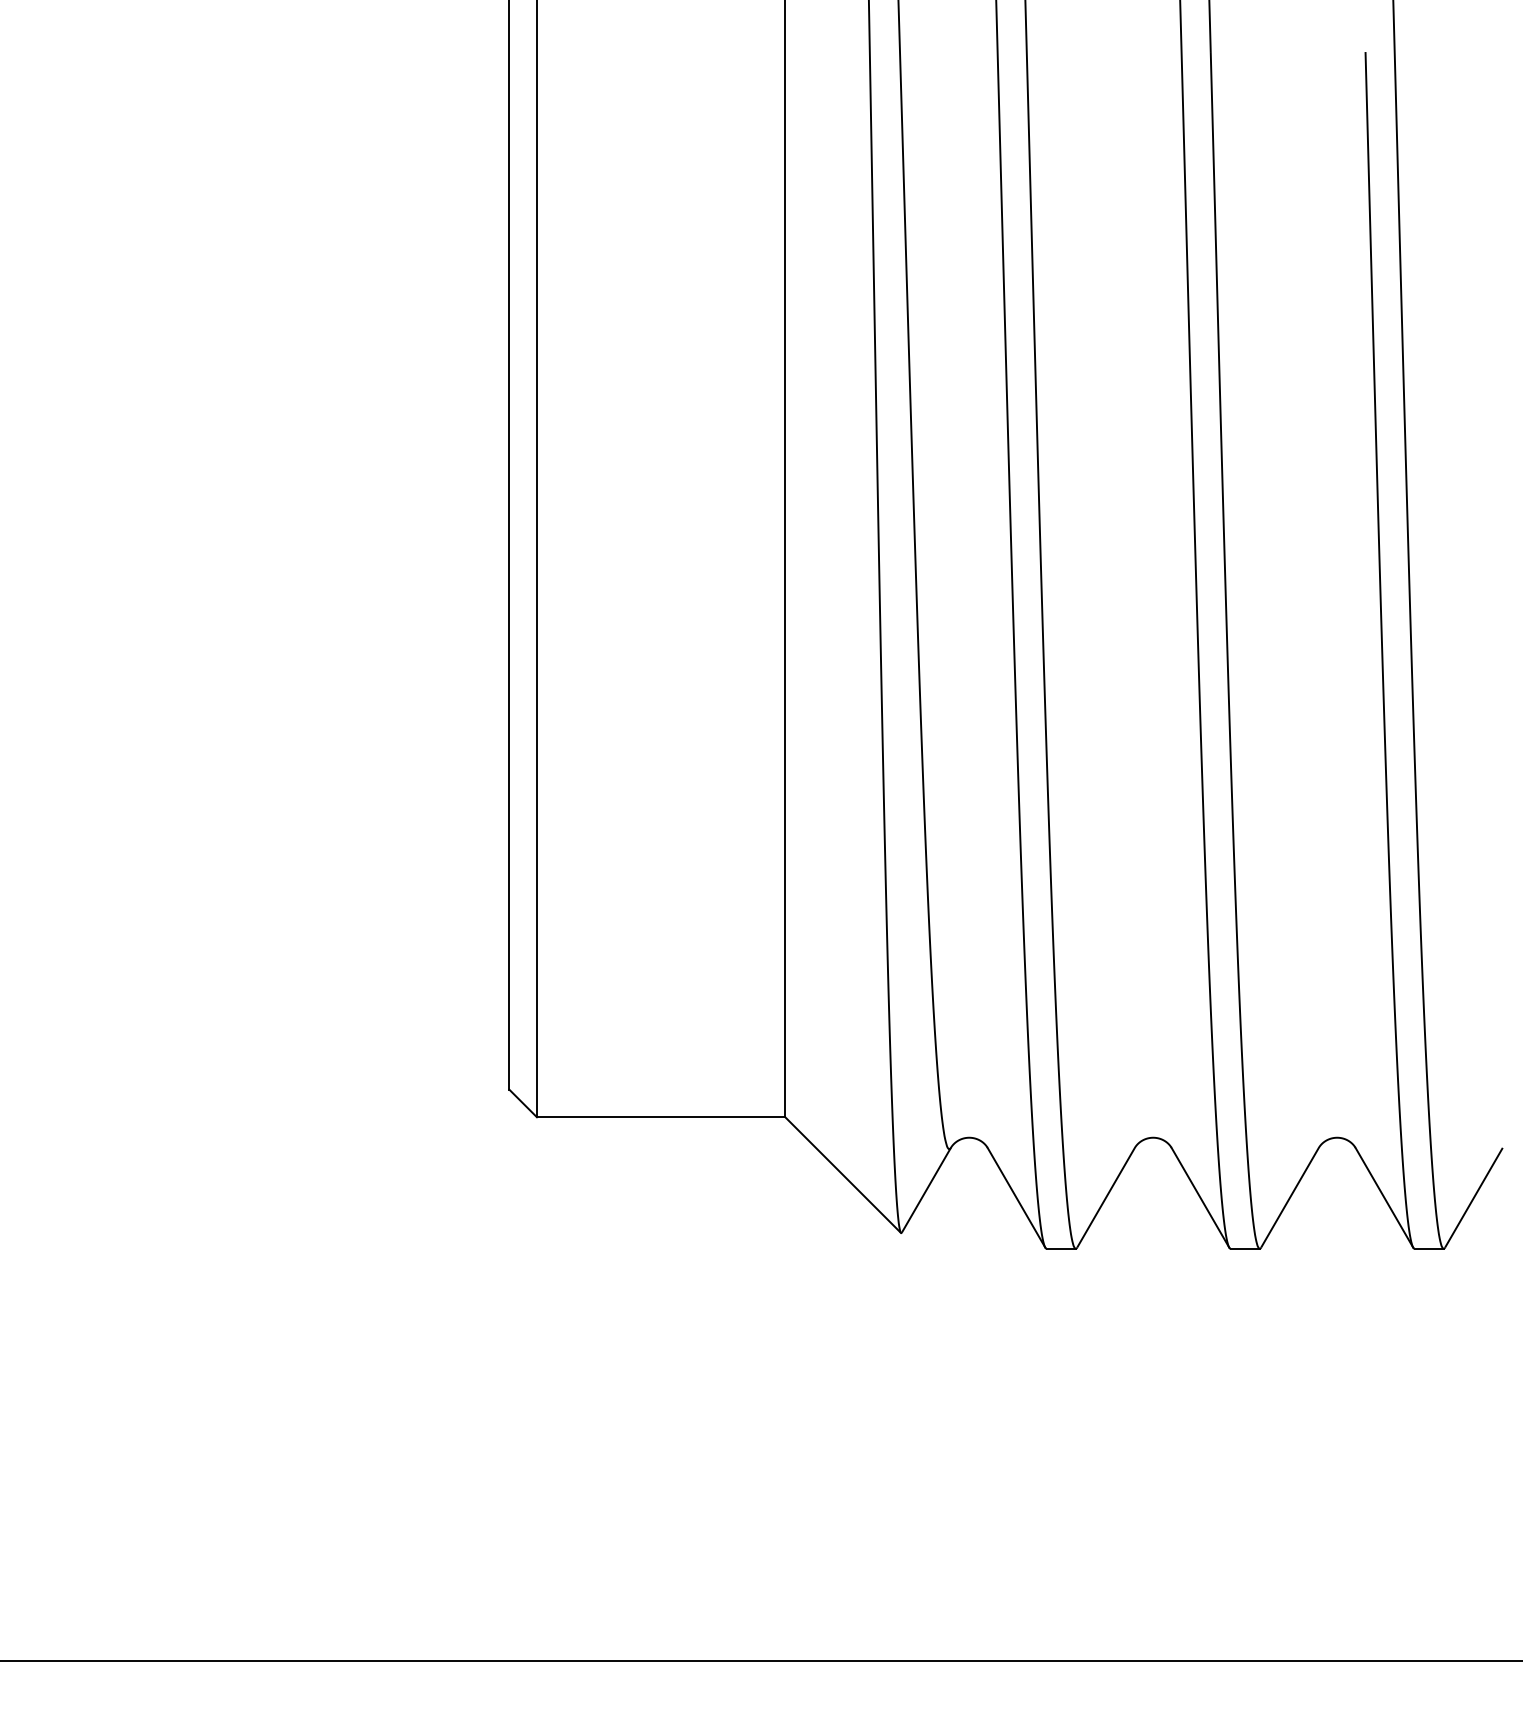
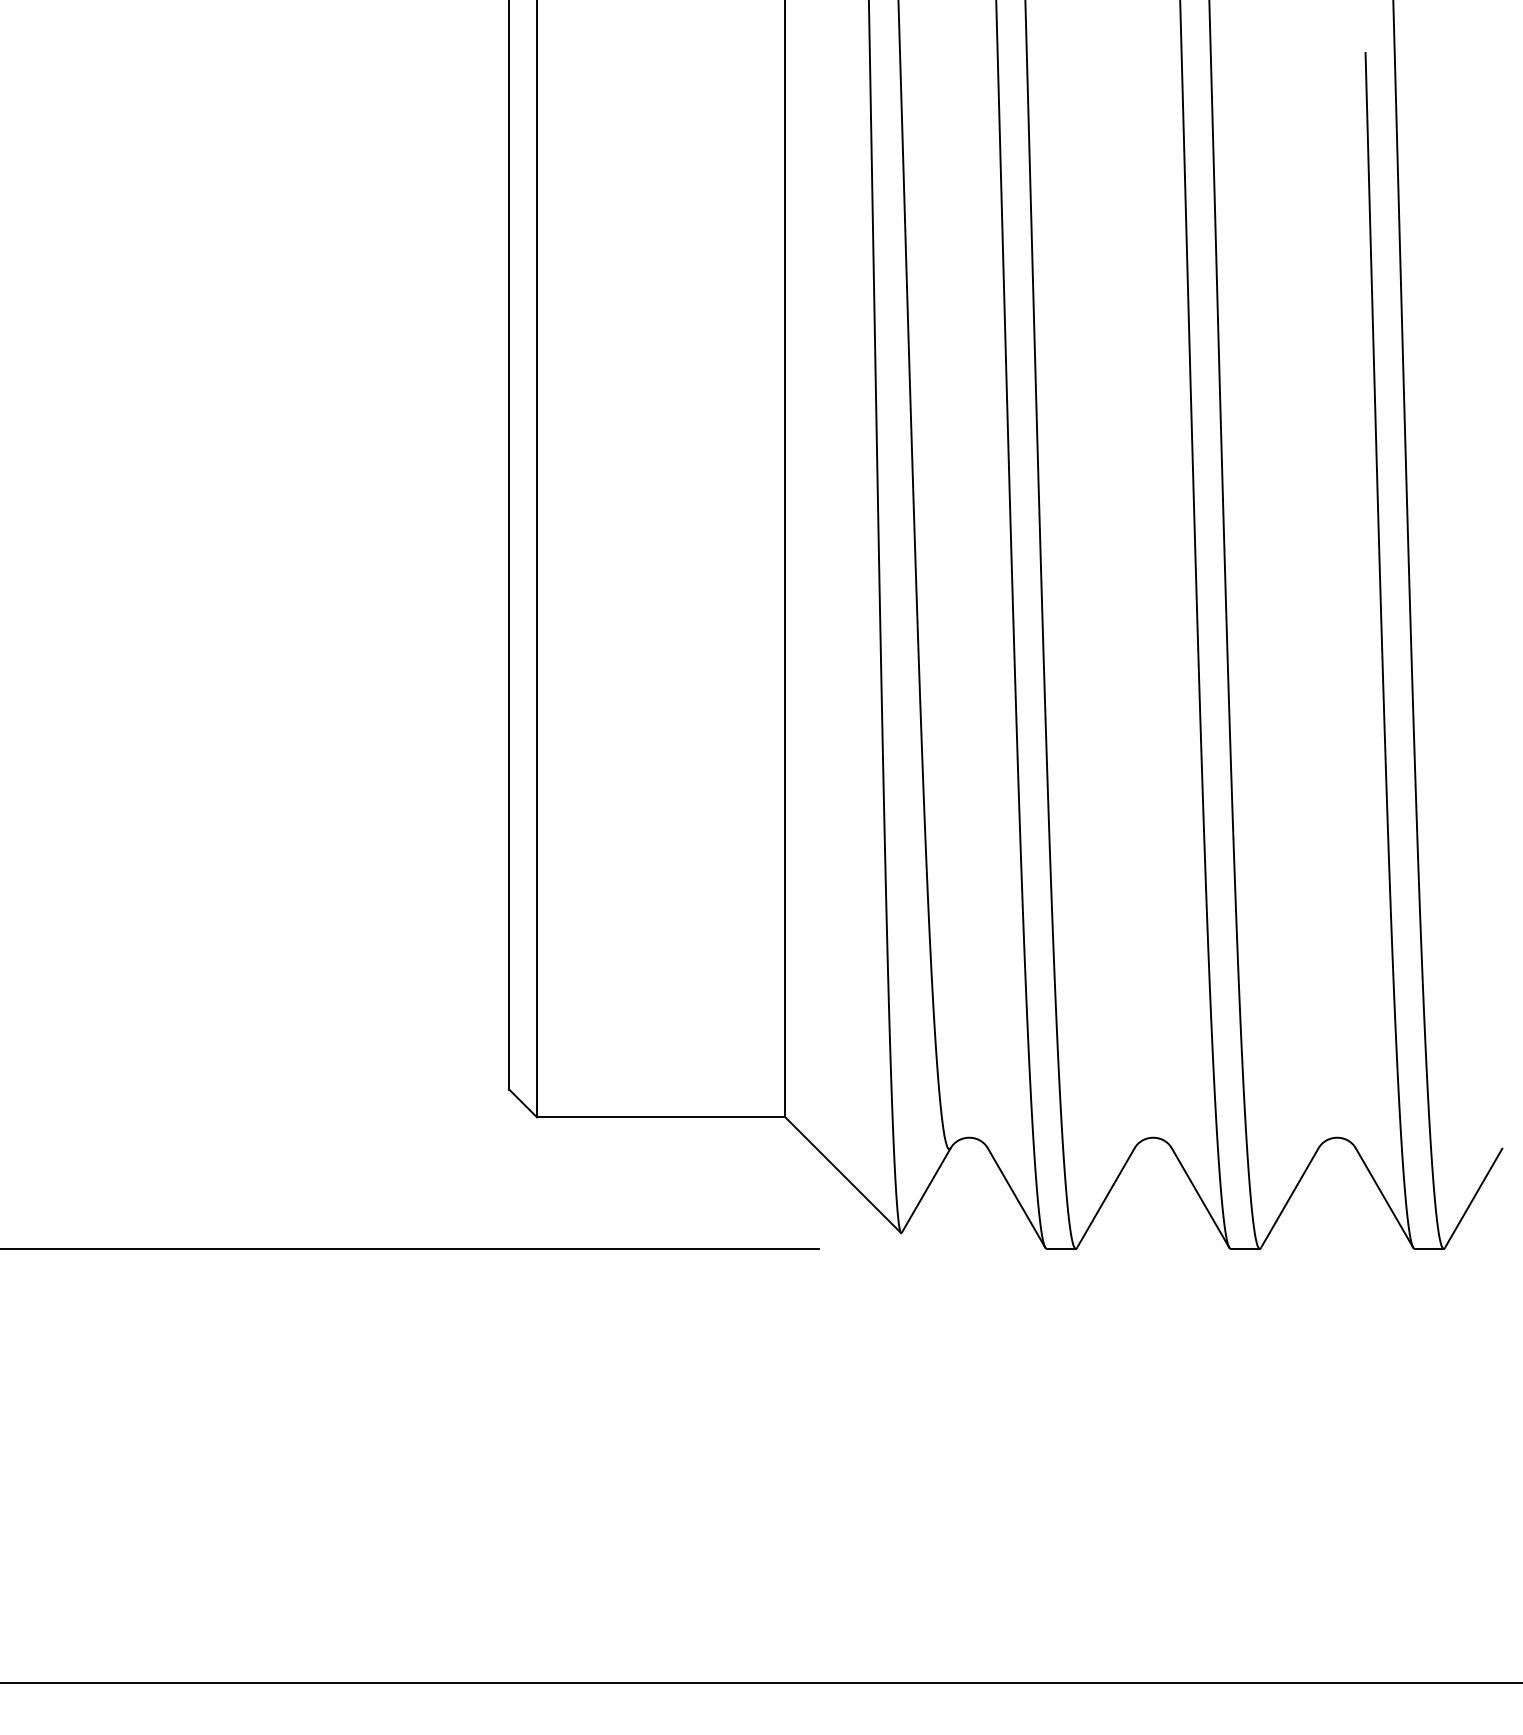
line: none -> present (410, 1248)
line position: (760, 1660) -> (760, 1682) (760, 1682)
